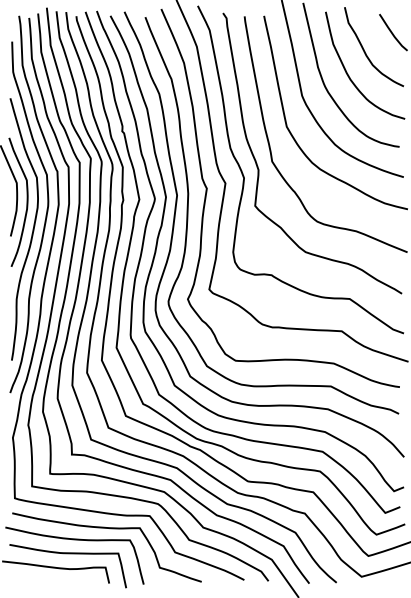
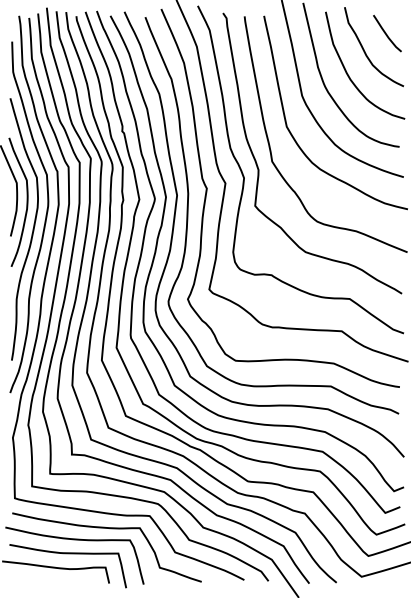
curve position: (392, 32) -> (386, 33) (386, 33)
